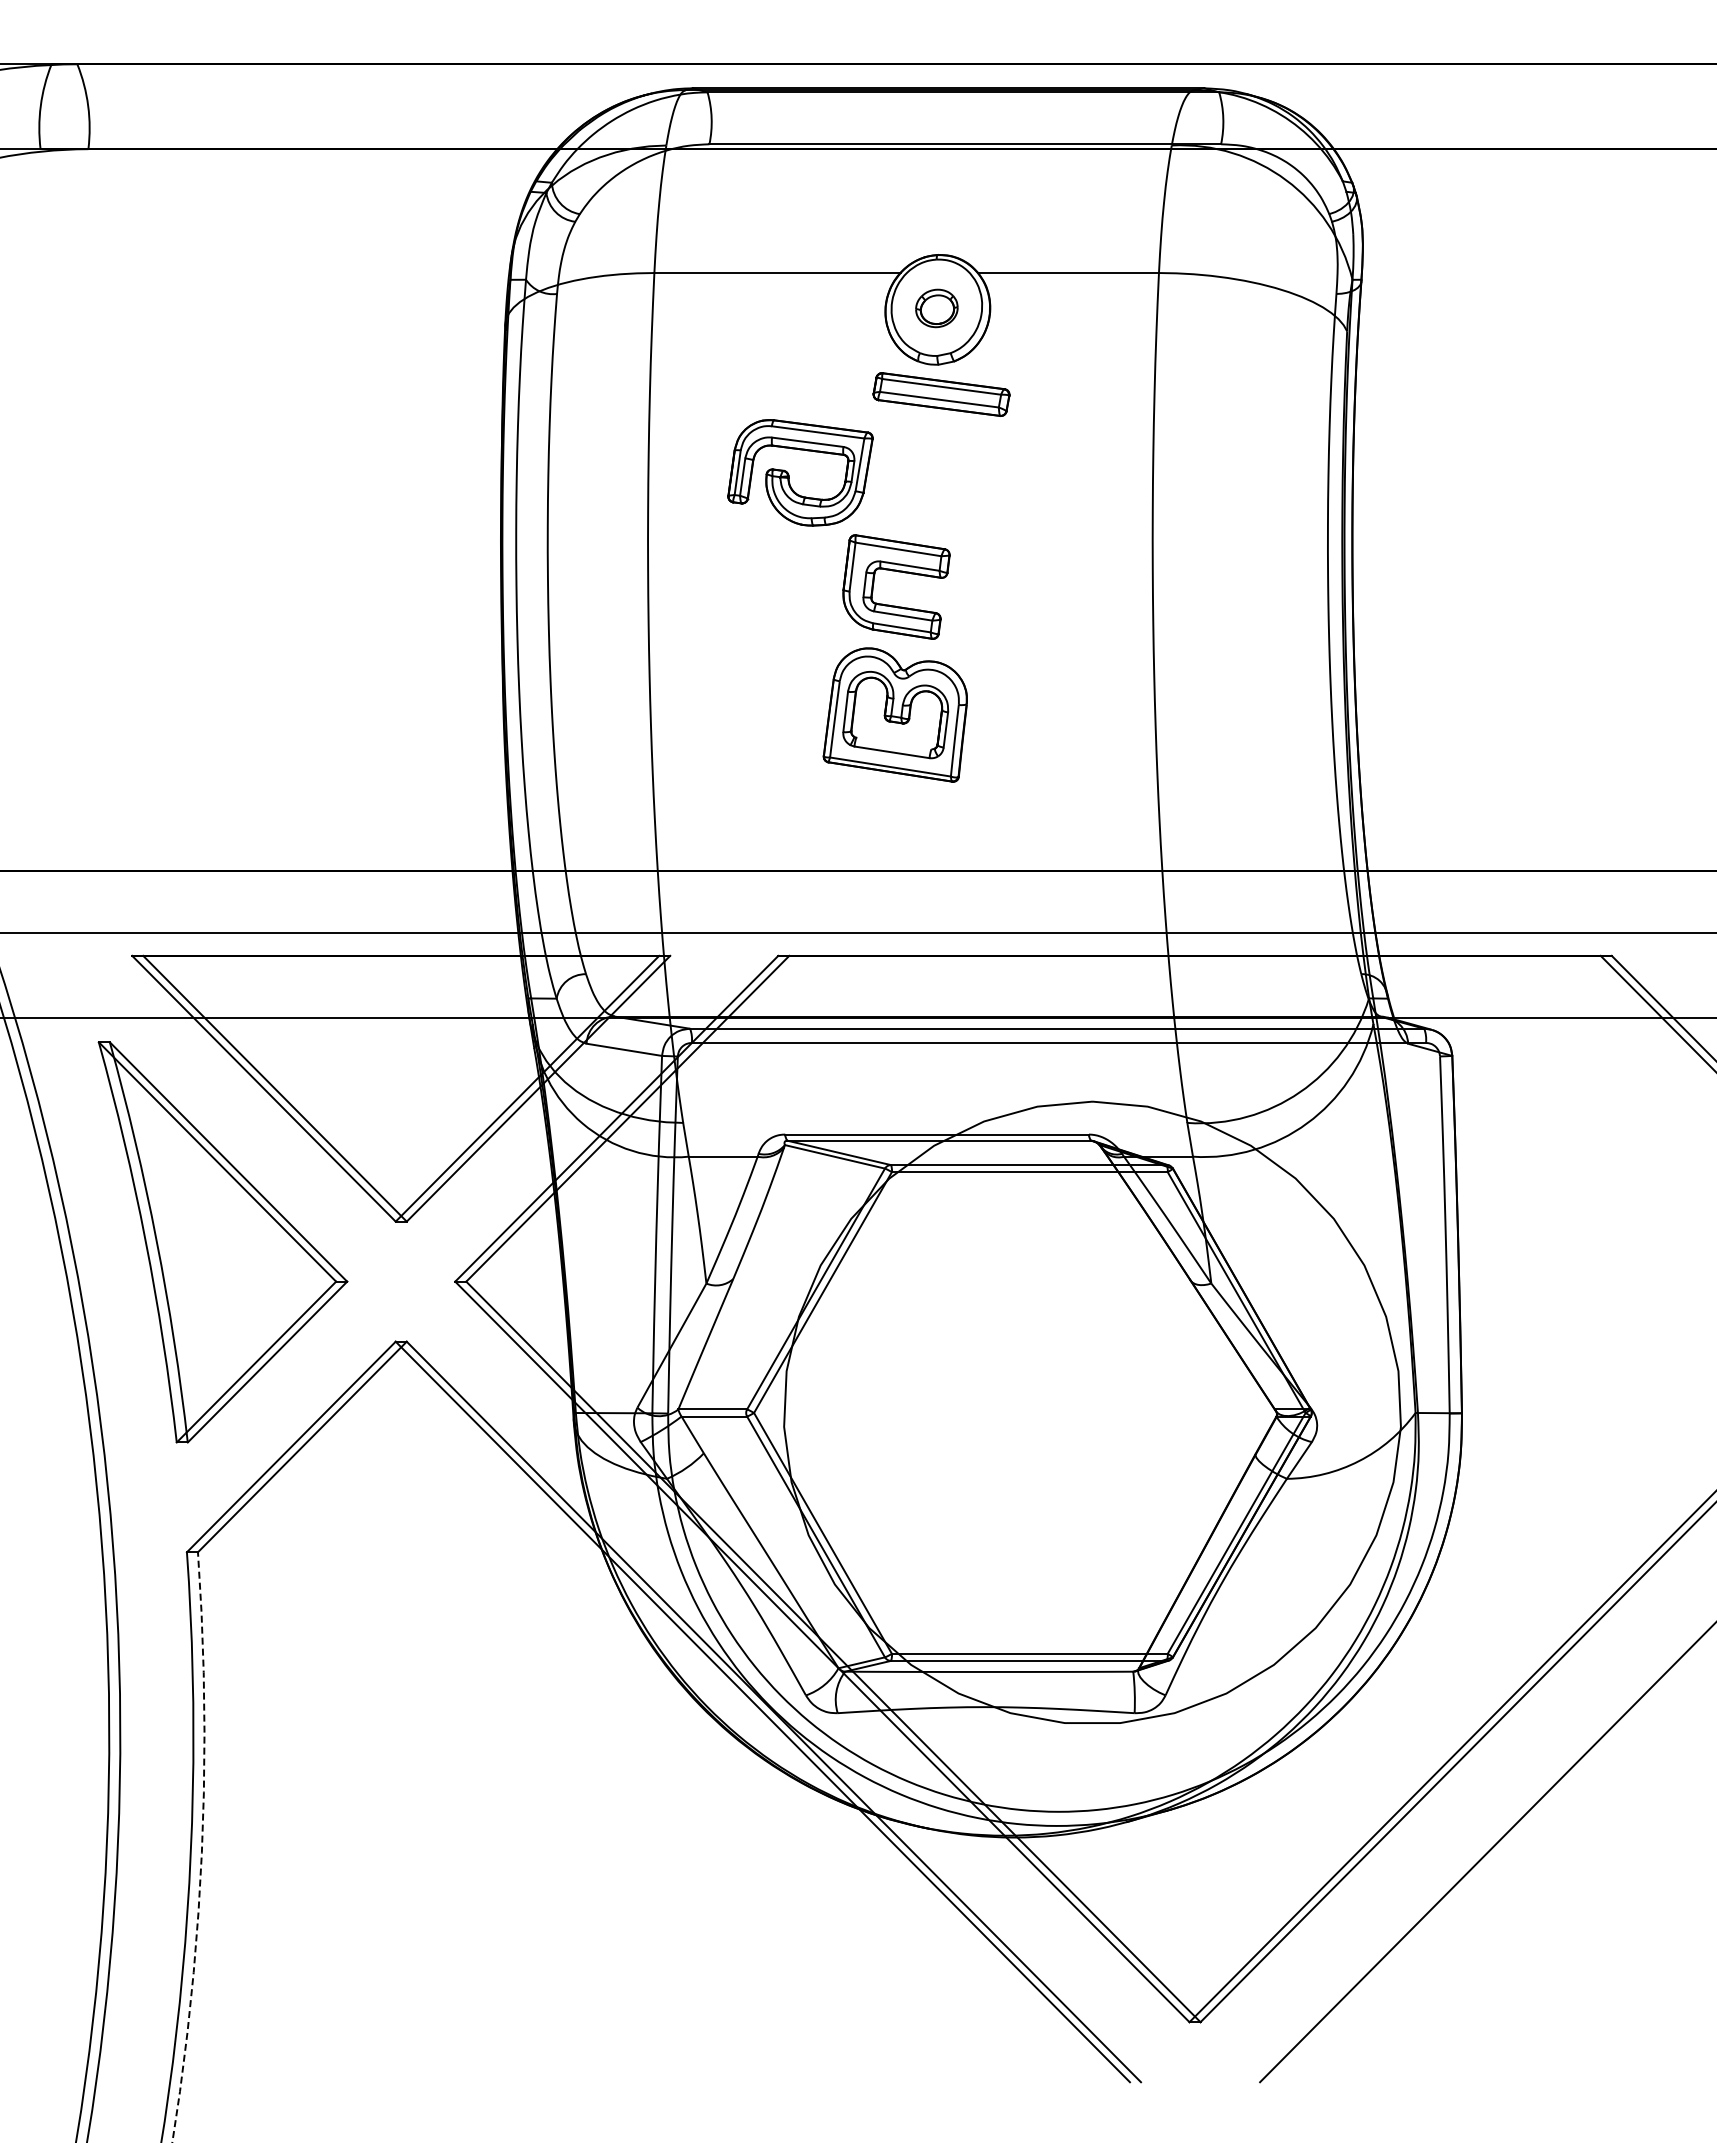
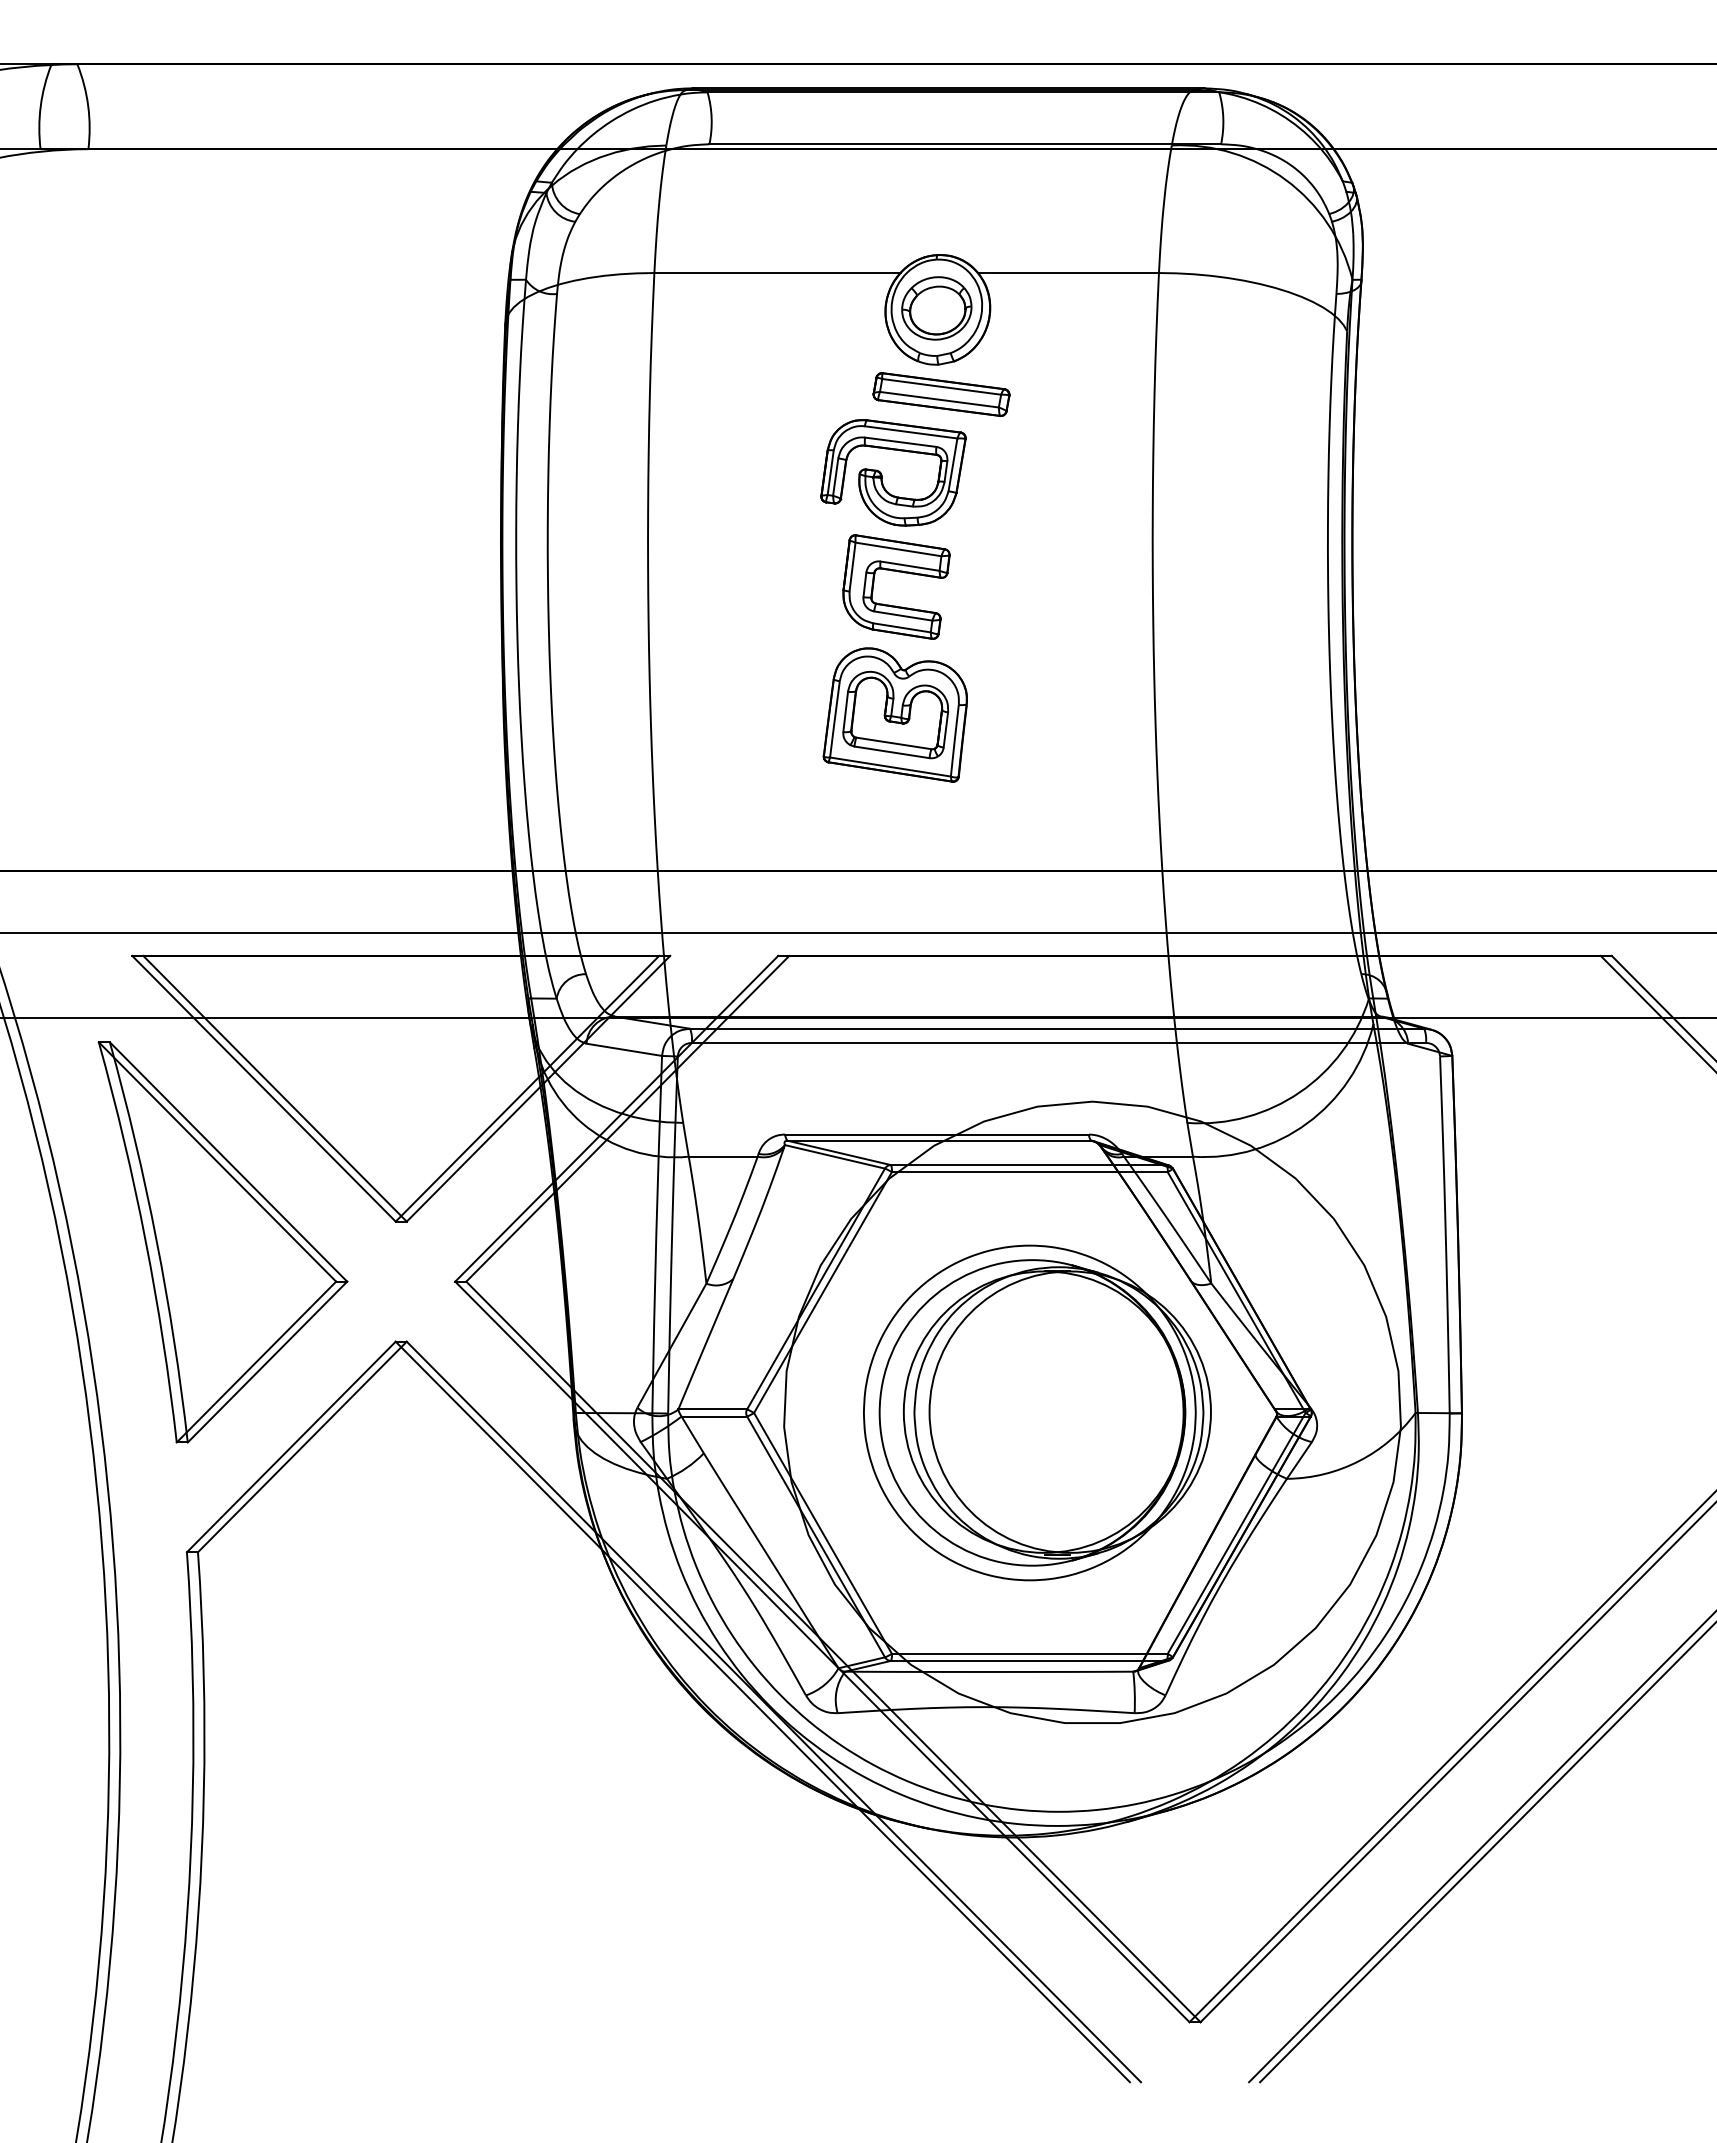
part size: 44x41 px -> 72x65 px (936, 308)
part position: (789, 474) -> (882, 474) (882, 474)
line: none -> present (893, 743)
part: none -> present (1037, 1412)
line: none -> present (1481, 1847)
arc: dashed -> solid (202, 1848)
